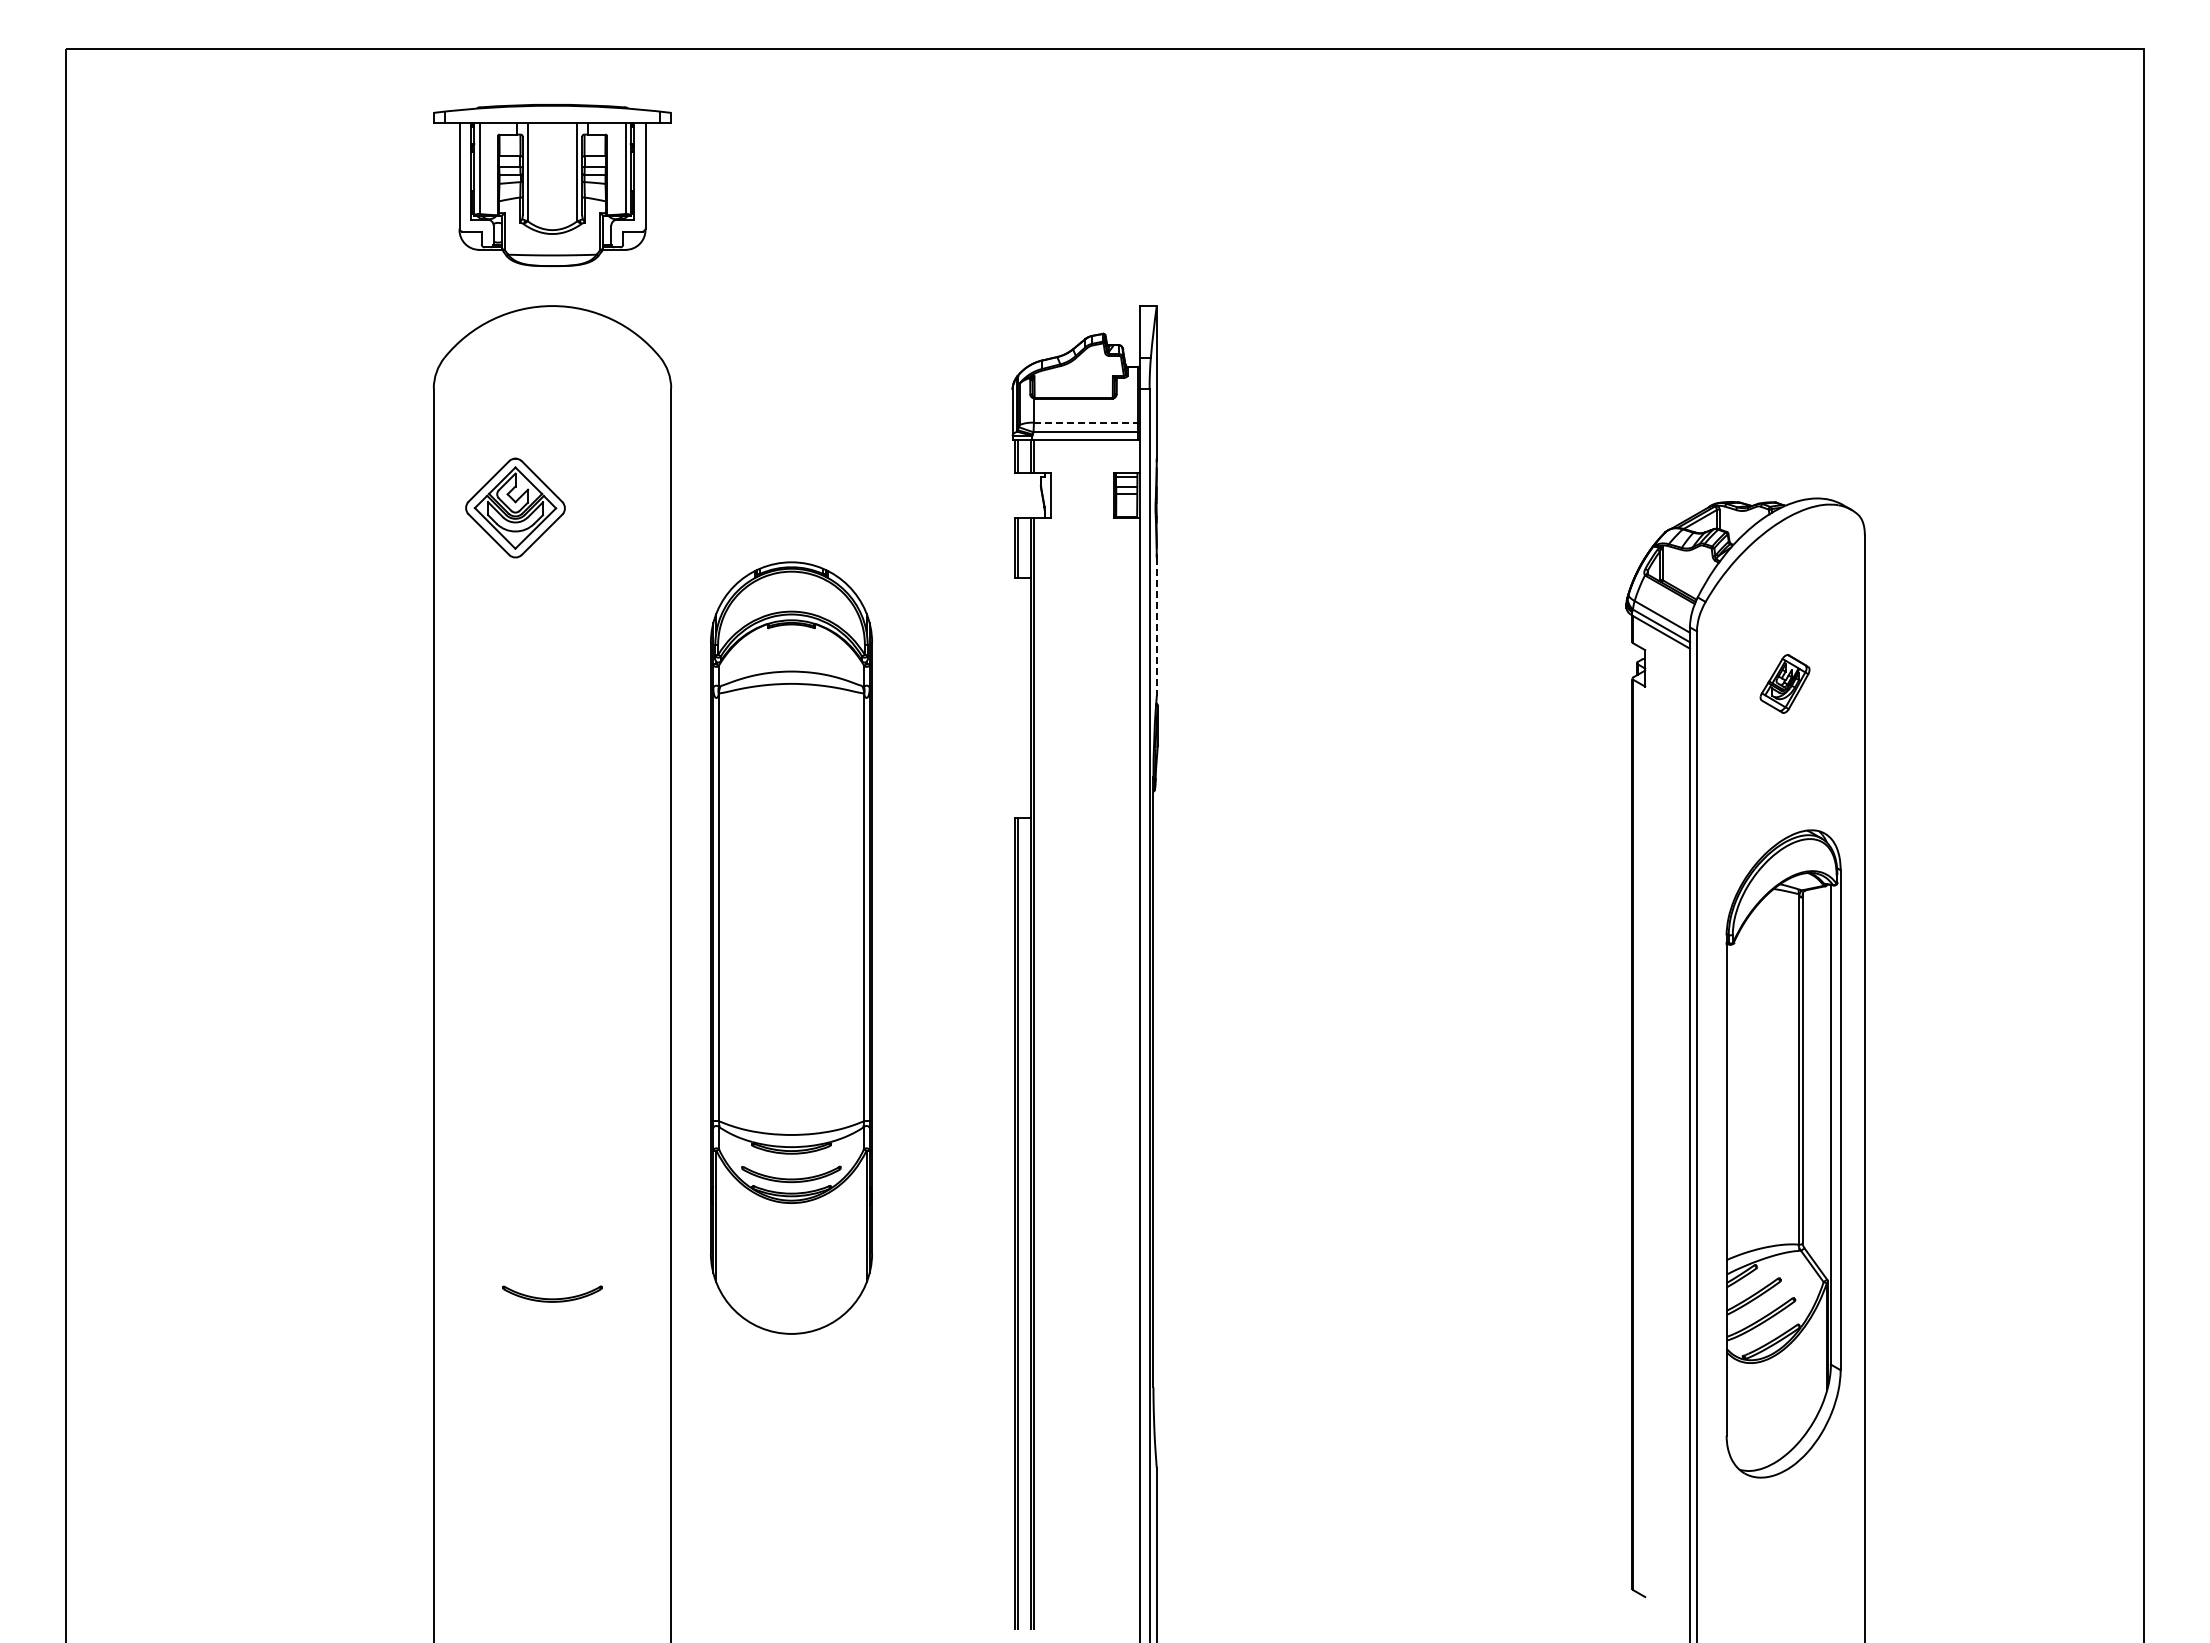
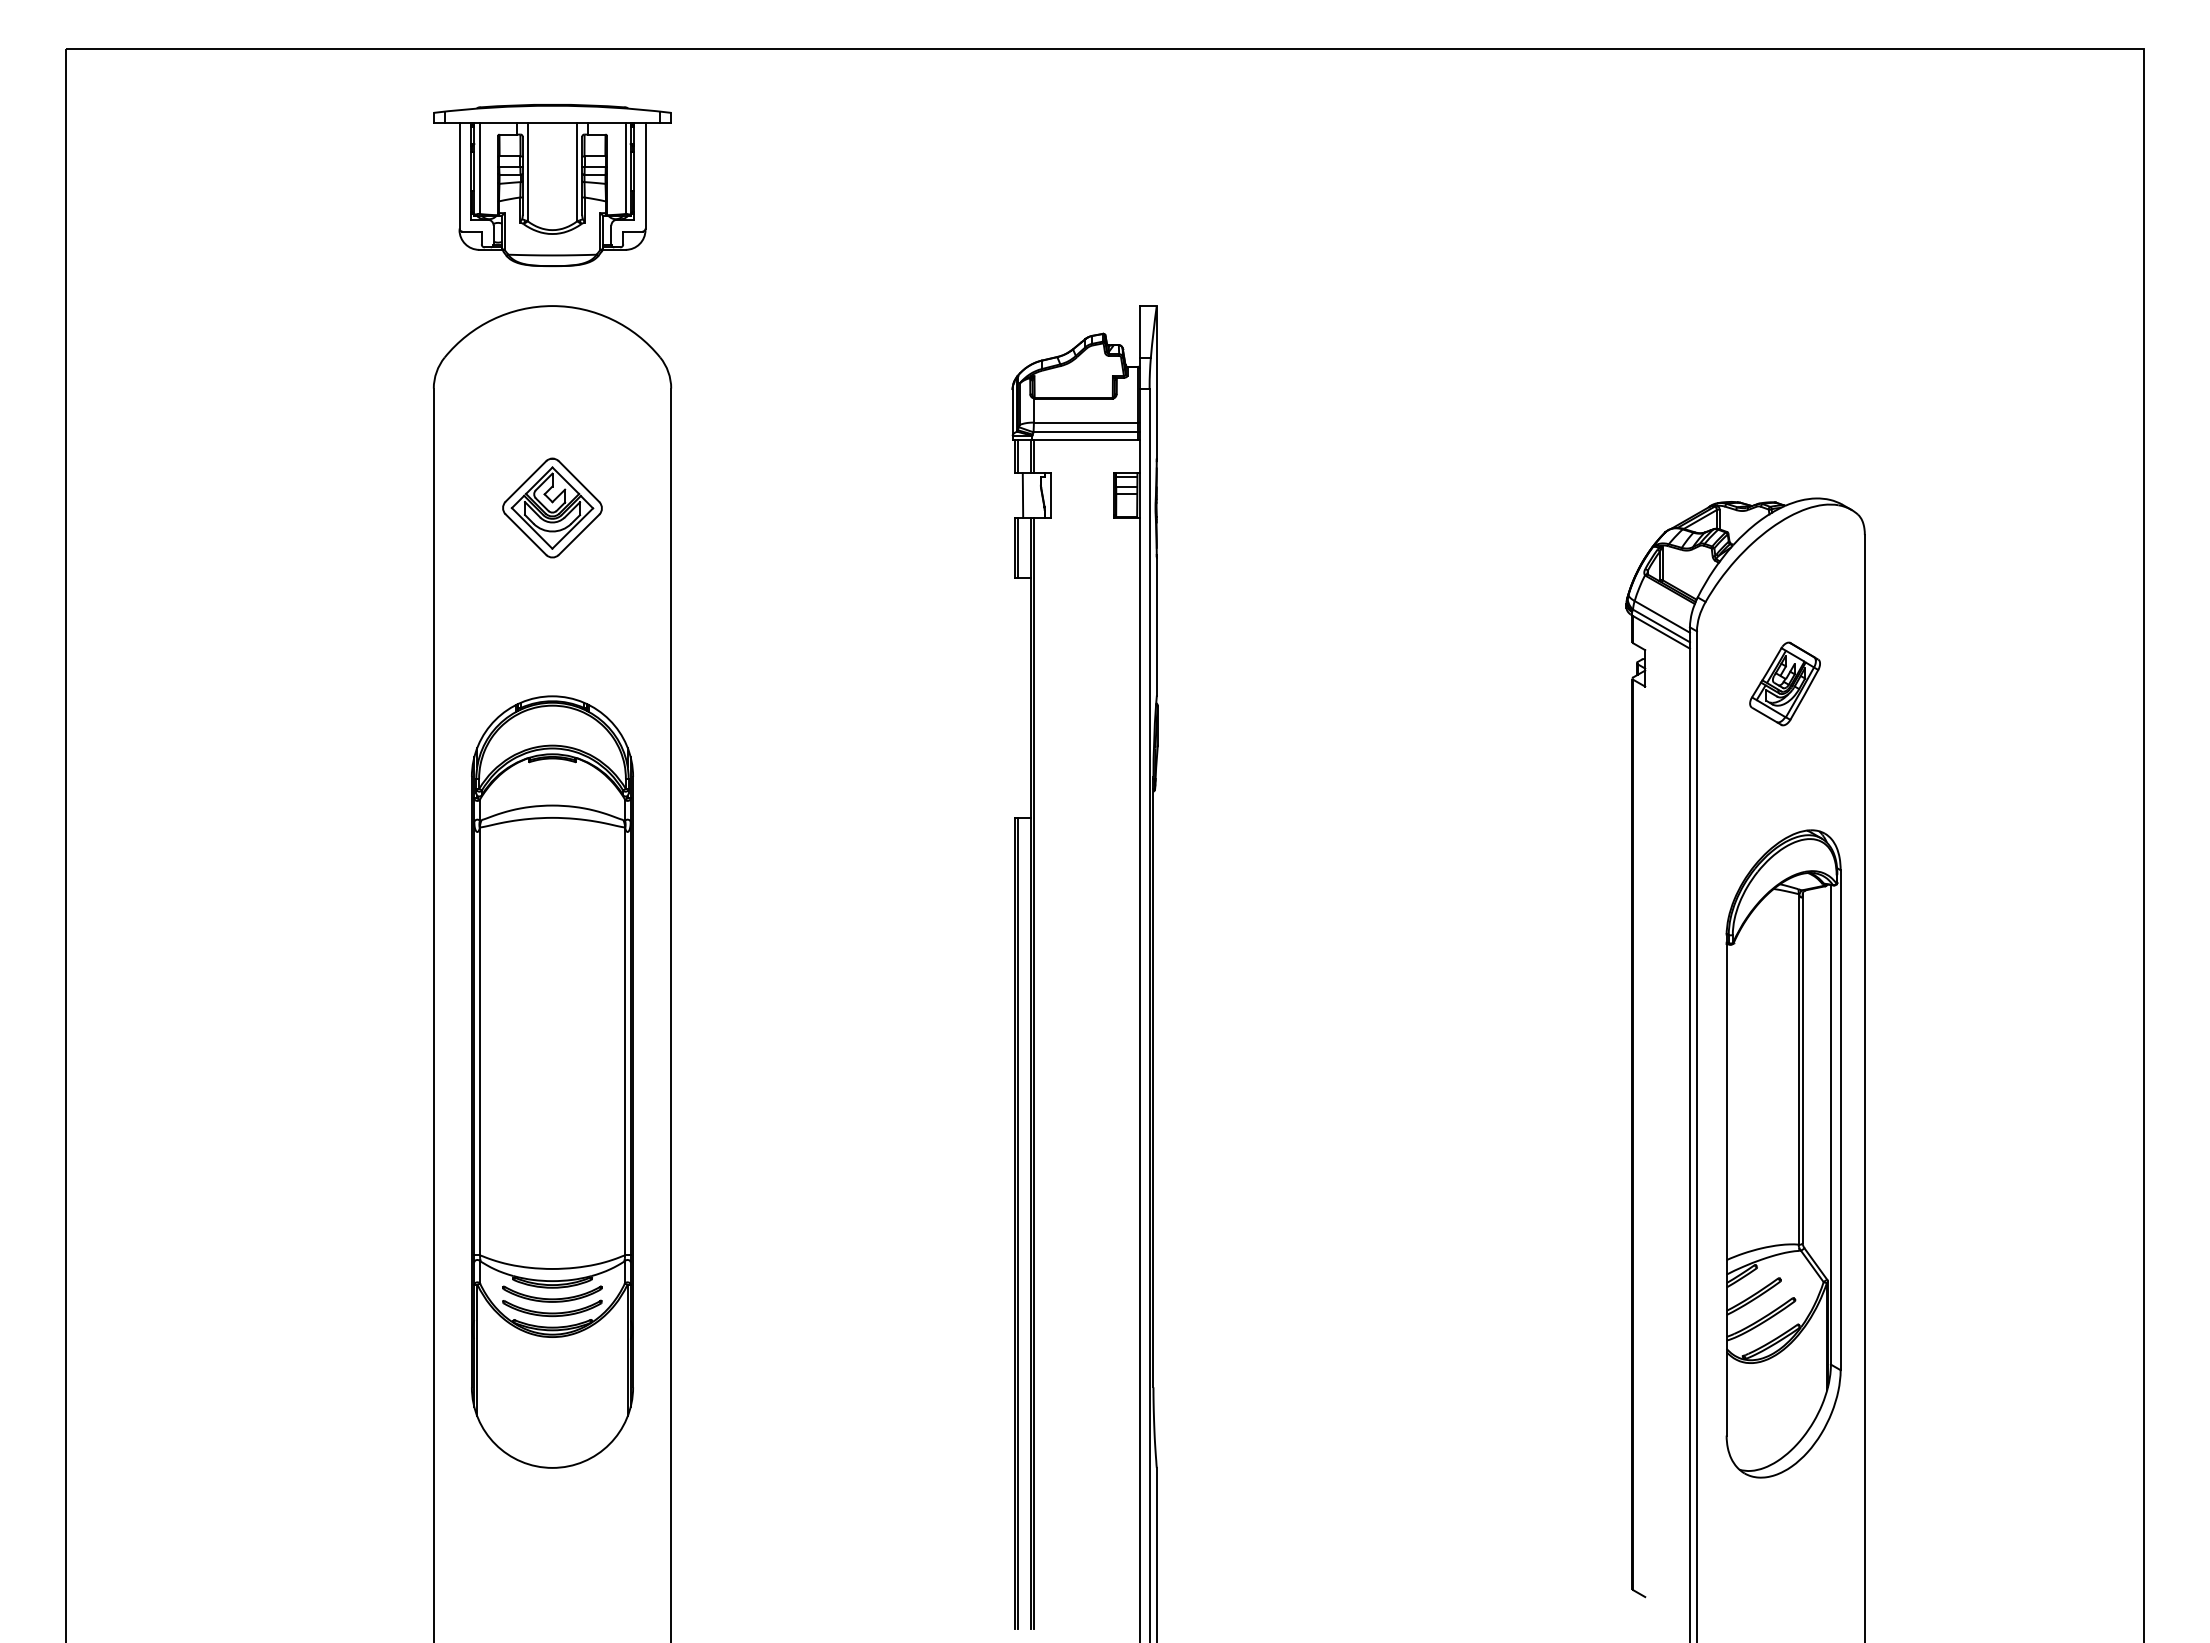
line: dashed -> solid (1085, 422)
line: none -> present (1022, 495)
part position: (515, 507) -> (552, 507) (552, 507)
line: dashed -> solid (1156, 627)
part size: 52x60 px -> 72x86 px (1784, 683)
part position: (791, 947) -> (552, 1081) (552, 1081)
